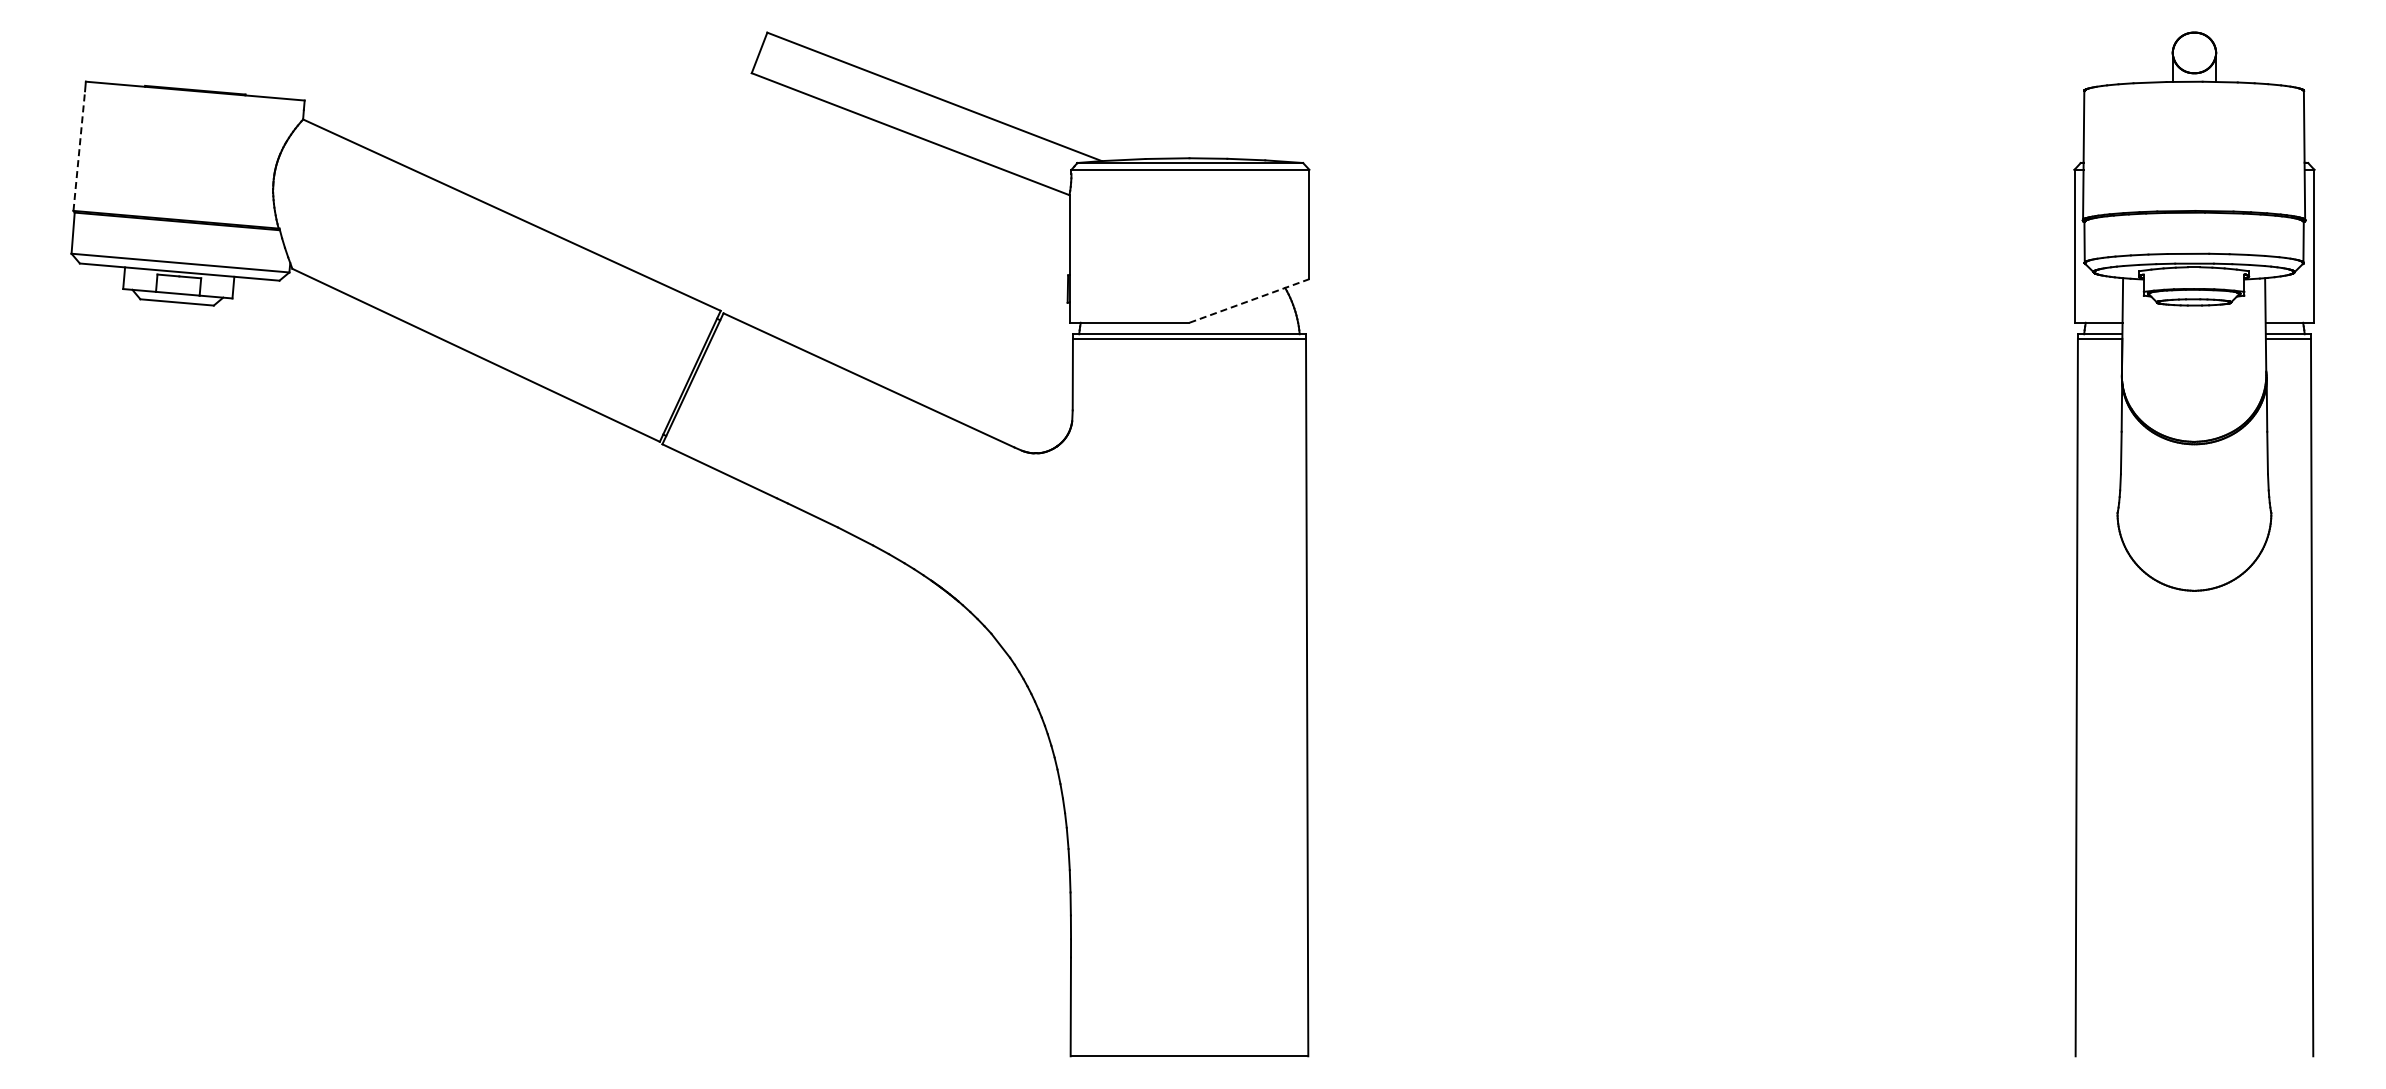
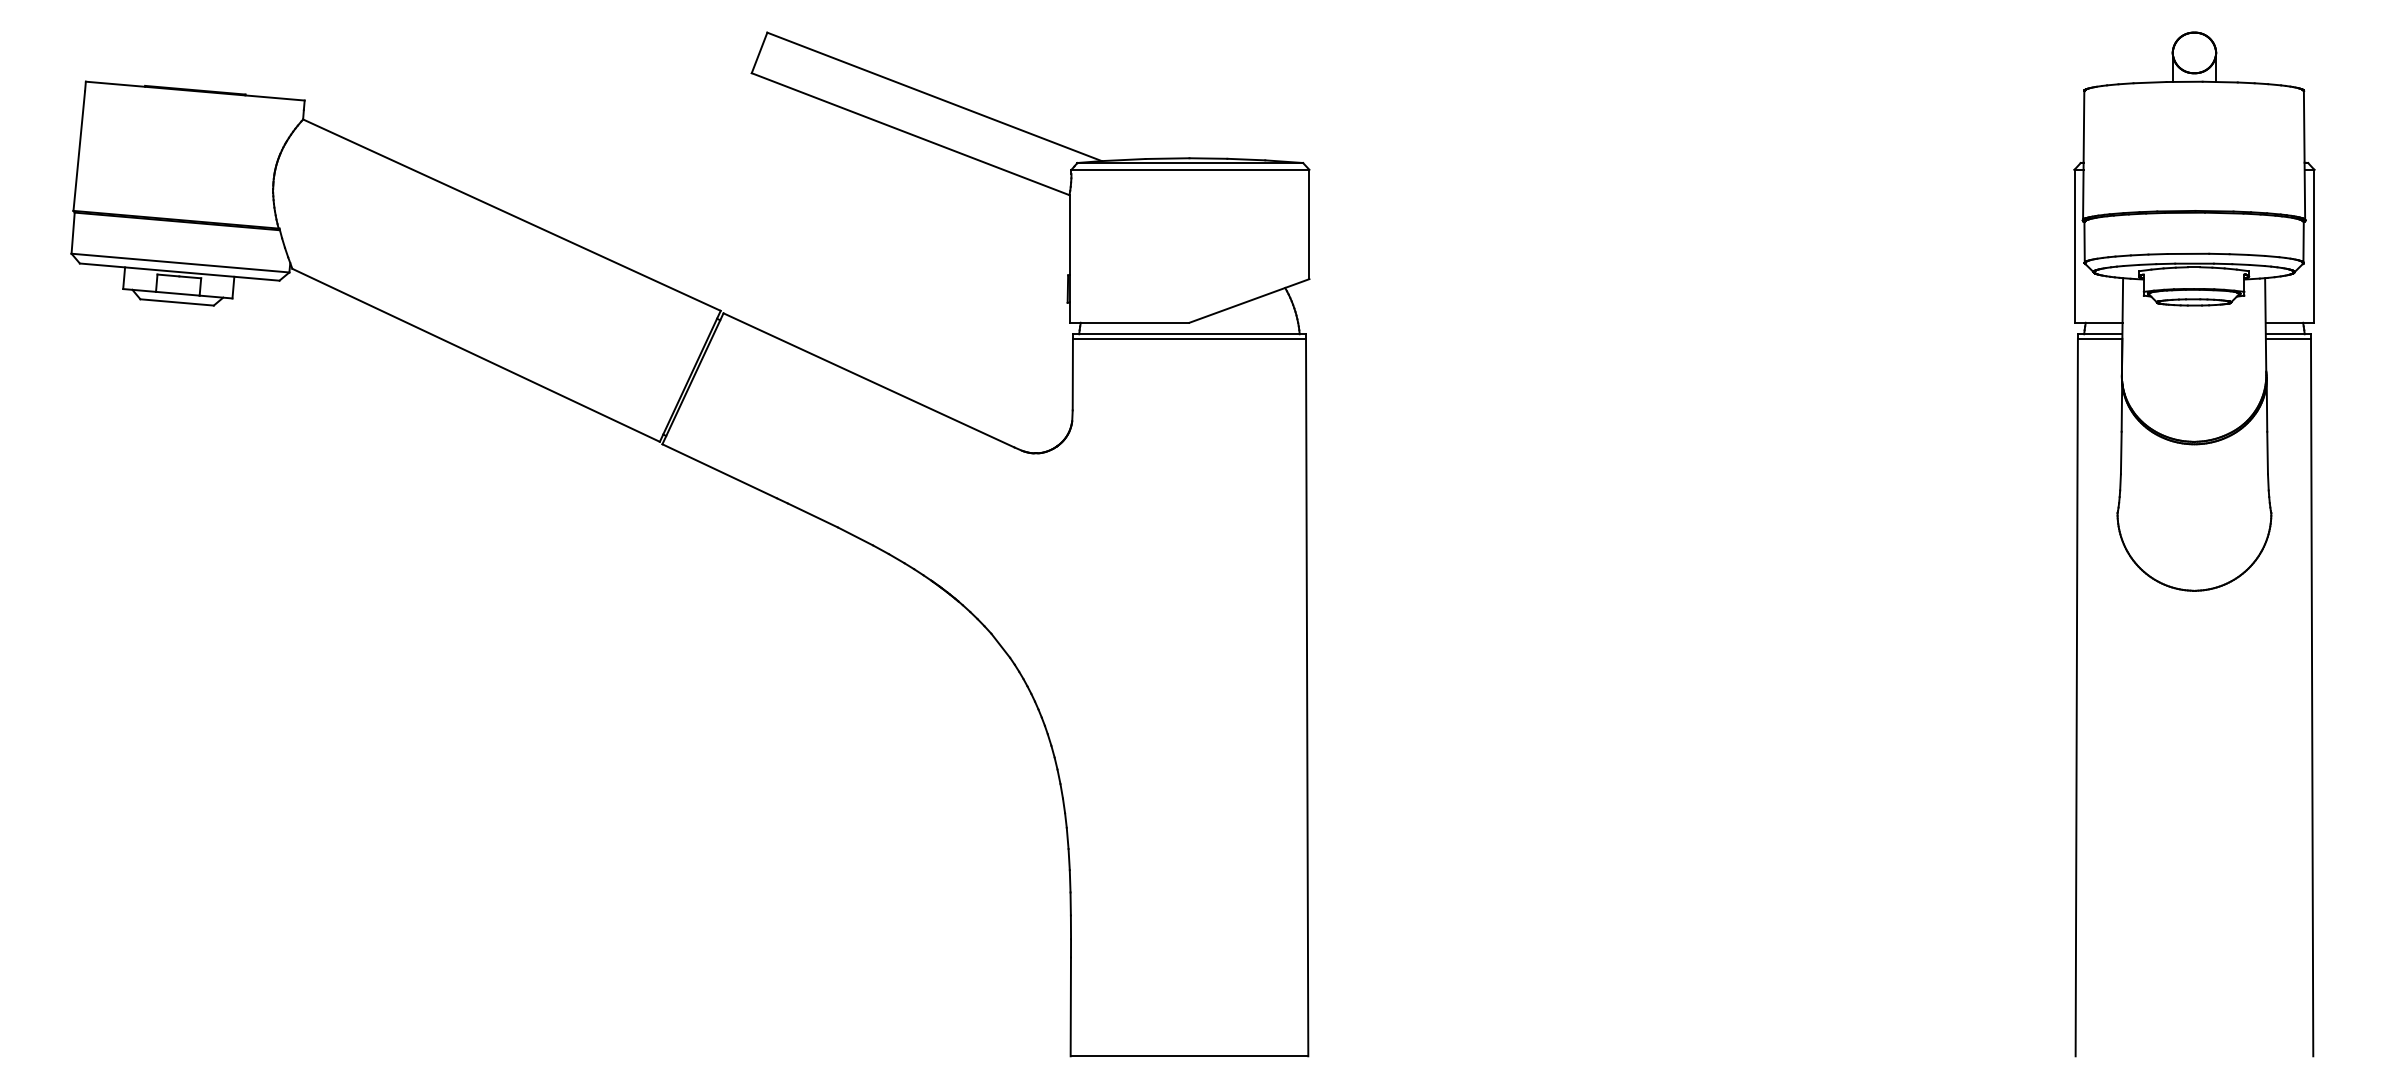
line: dashed -> solid (79, 150)
line: dashed -> solid (1249, 300)
